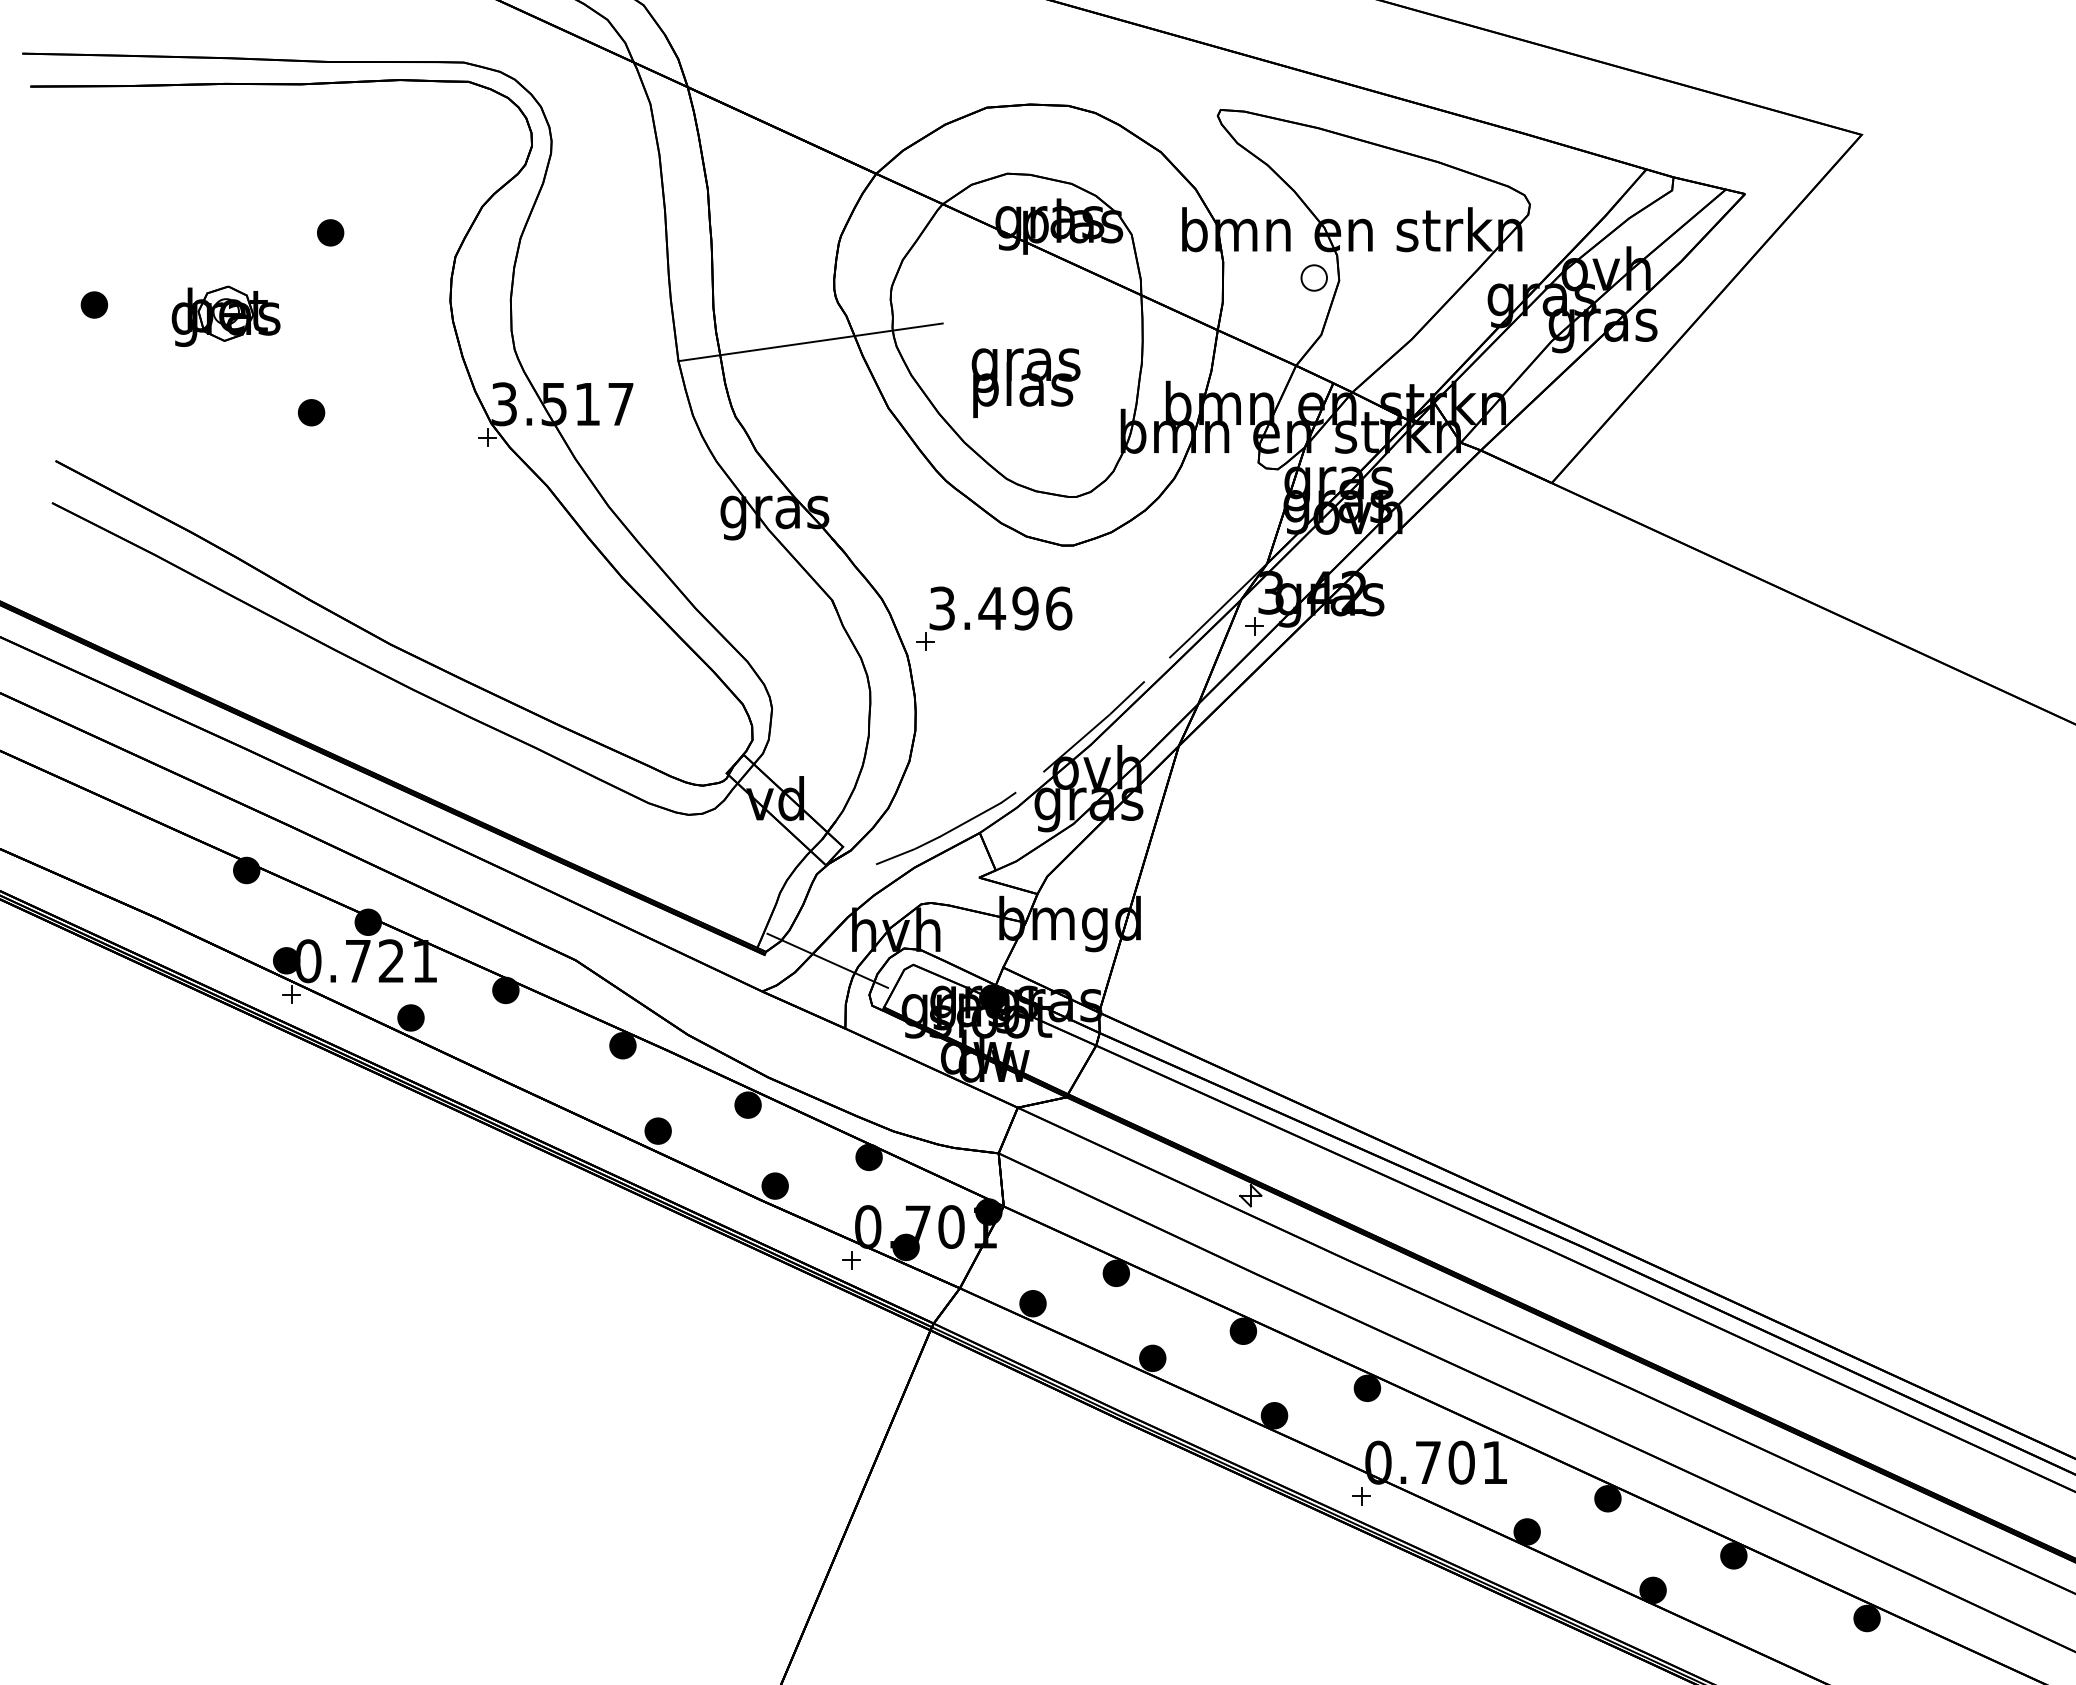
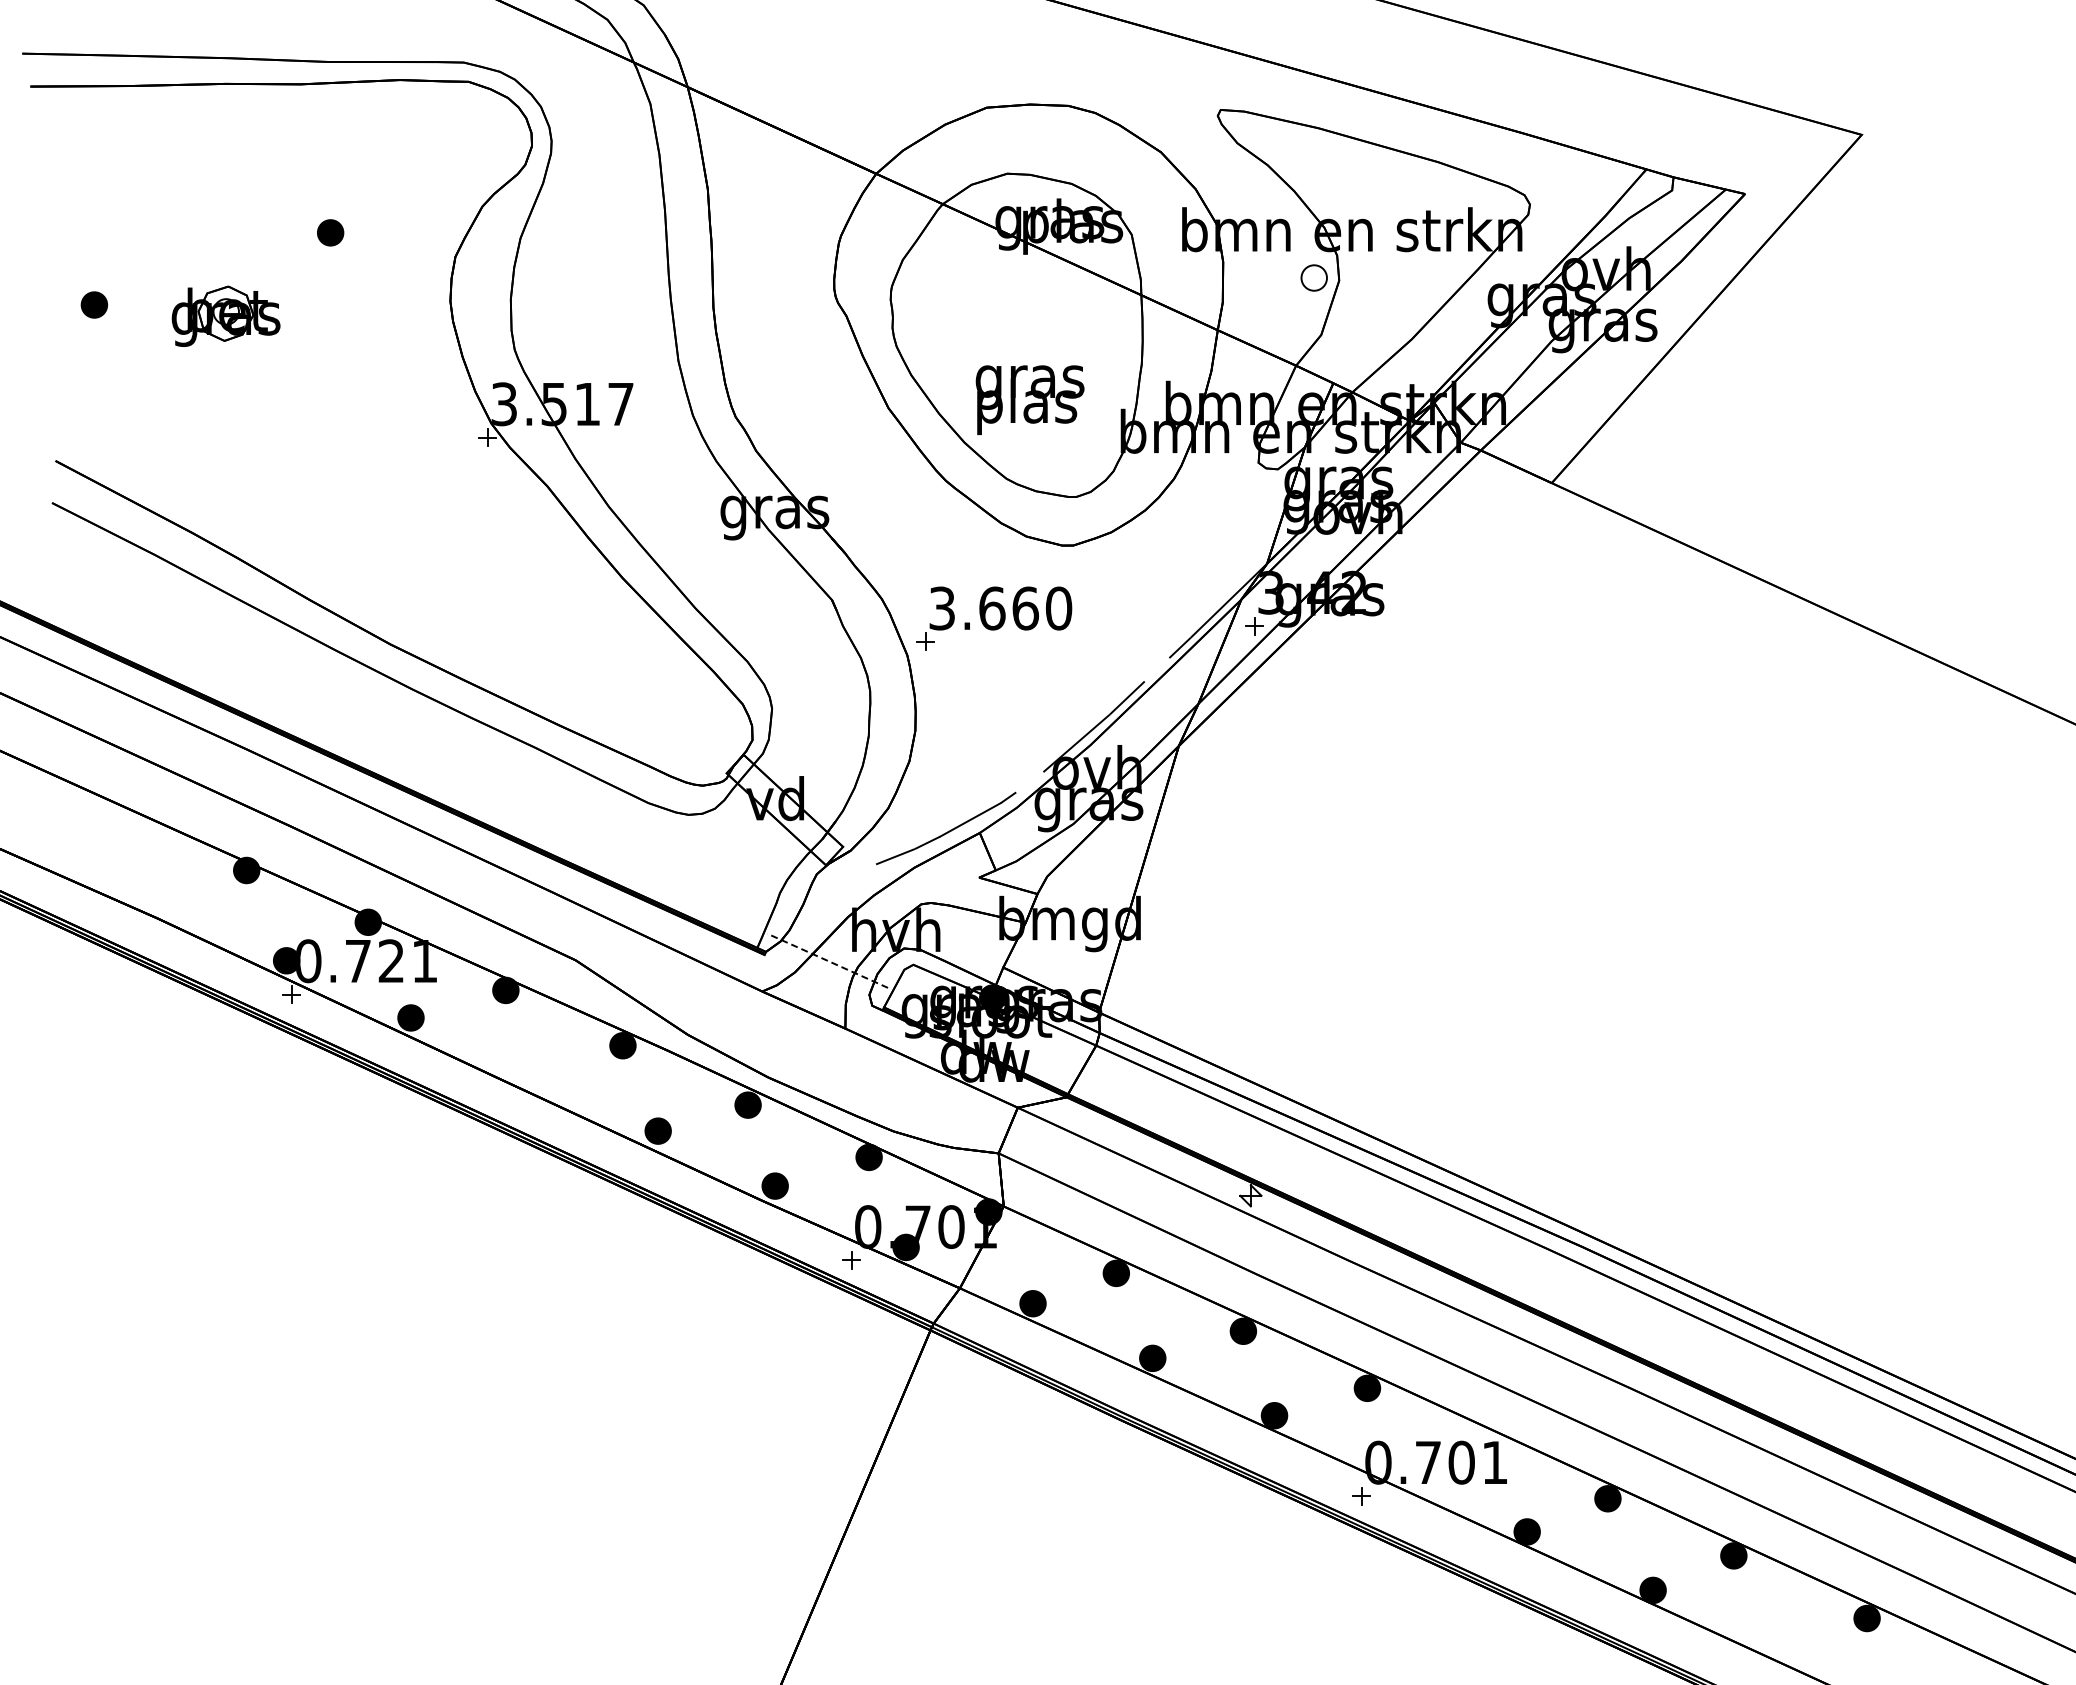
line: present -> none (810, 342)
text position: (1025, 382) -> (1029, 399) (1029, 399)
part: present -> none (311, 412)
text: 3.496 -> 3.660 (1025, 608)
line: solid -> dashed (827, 960)
